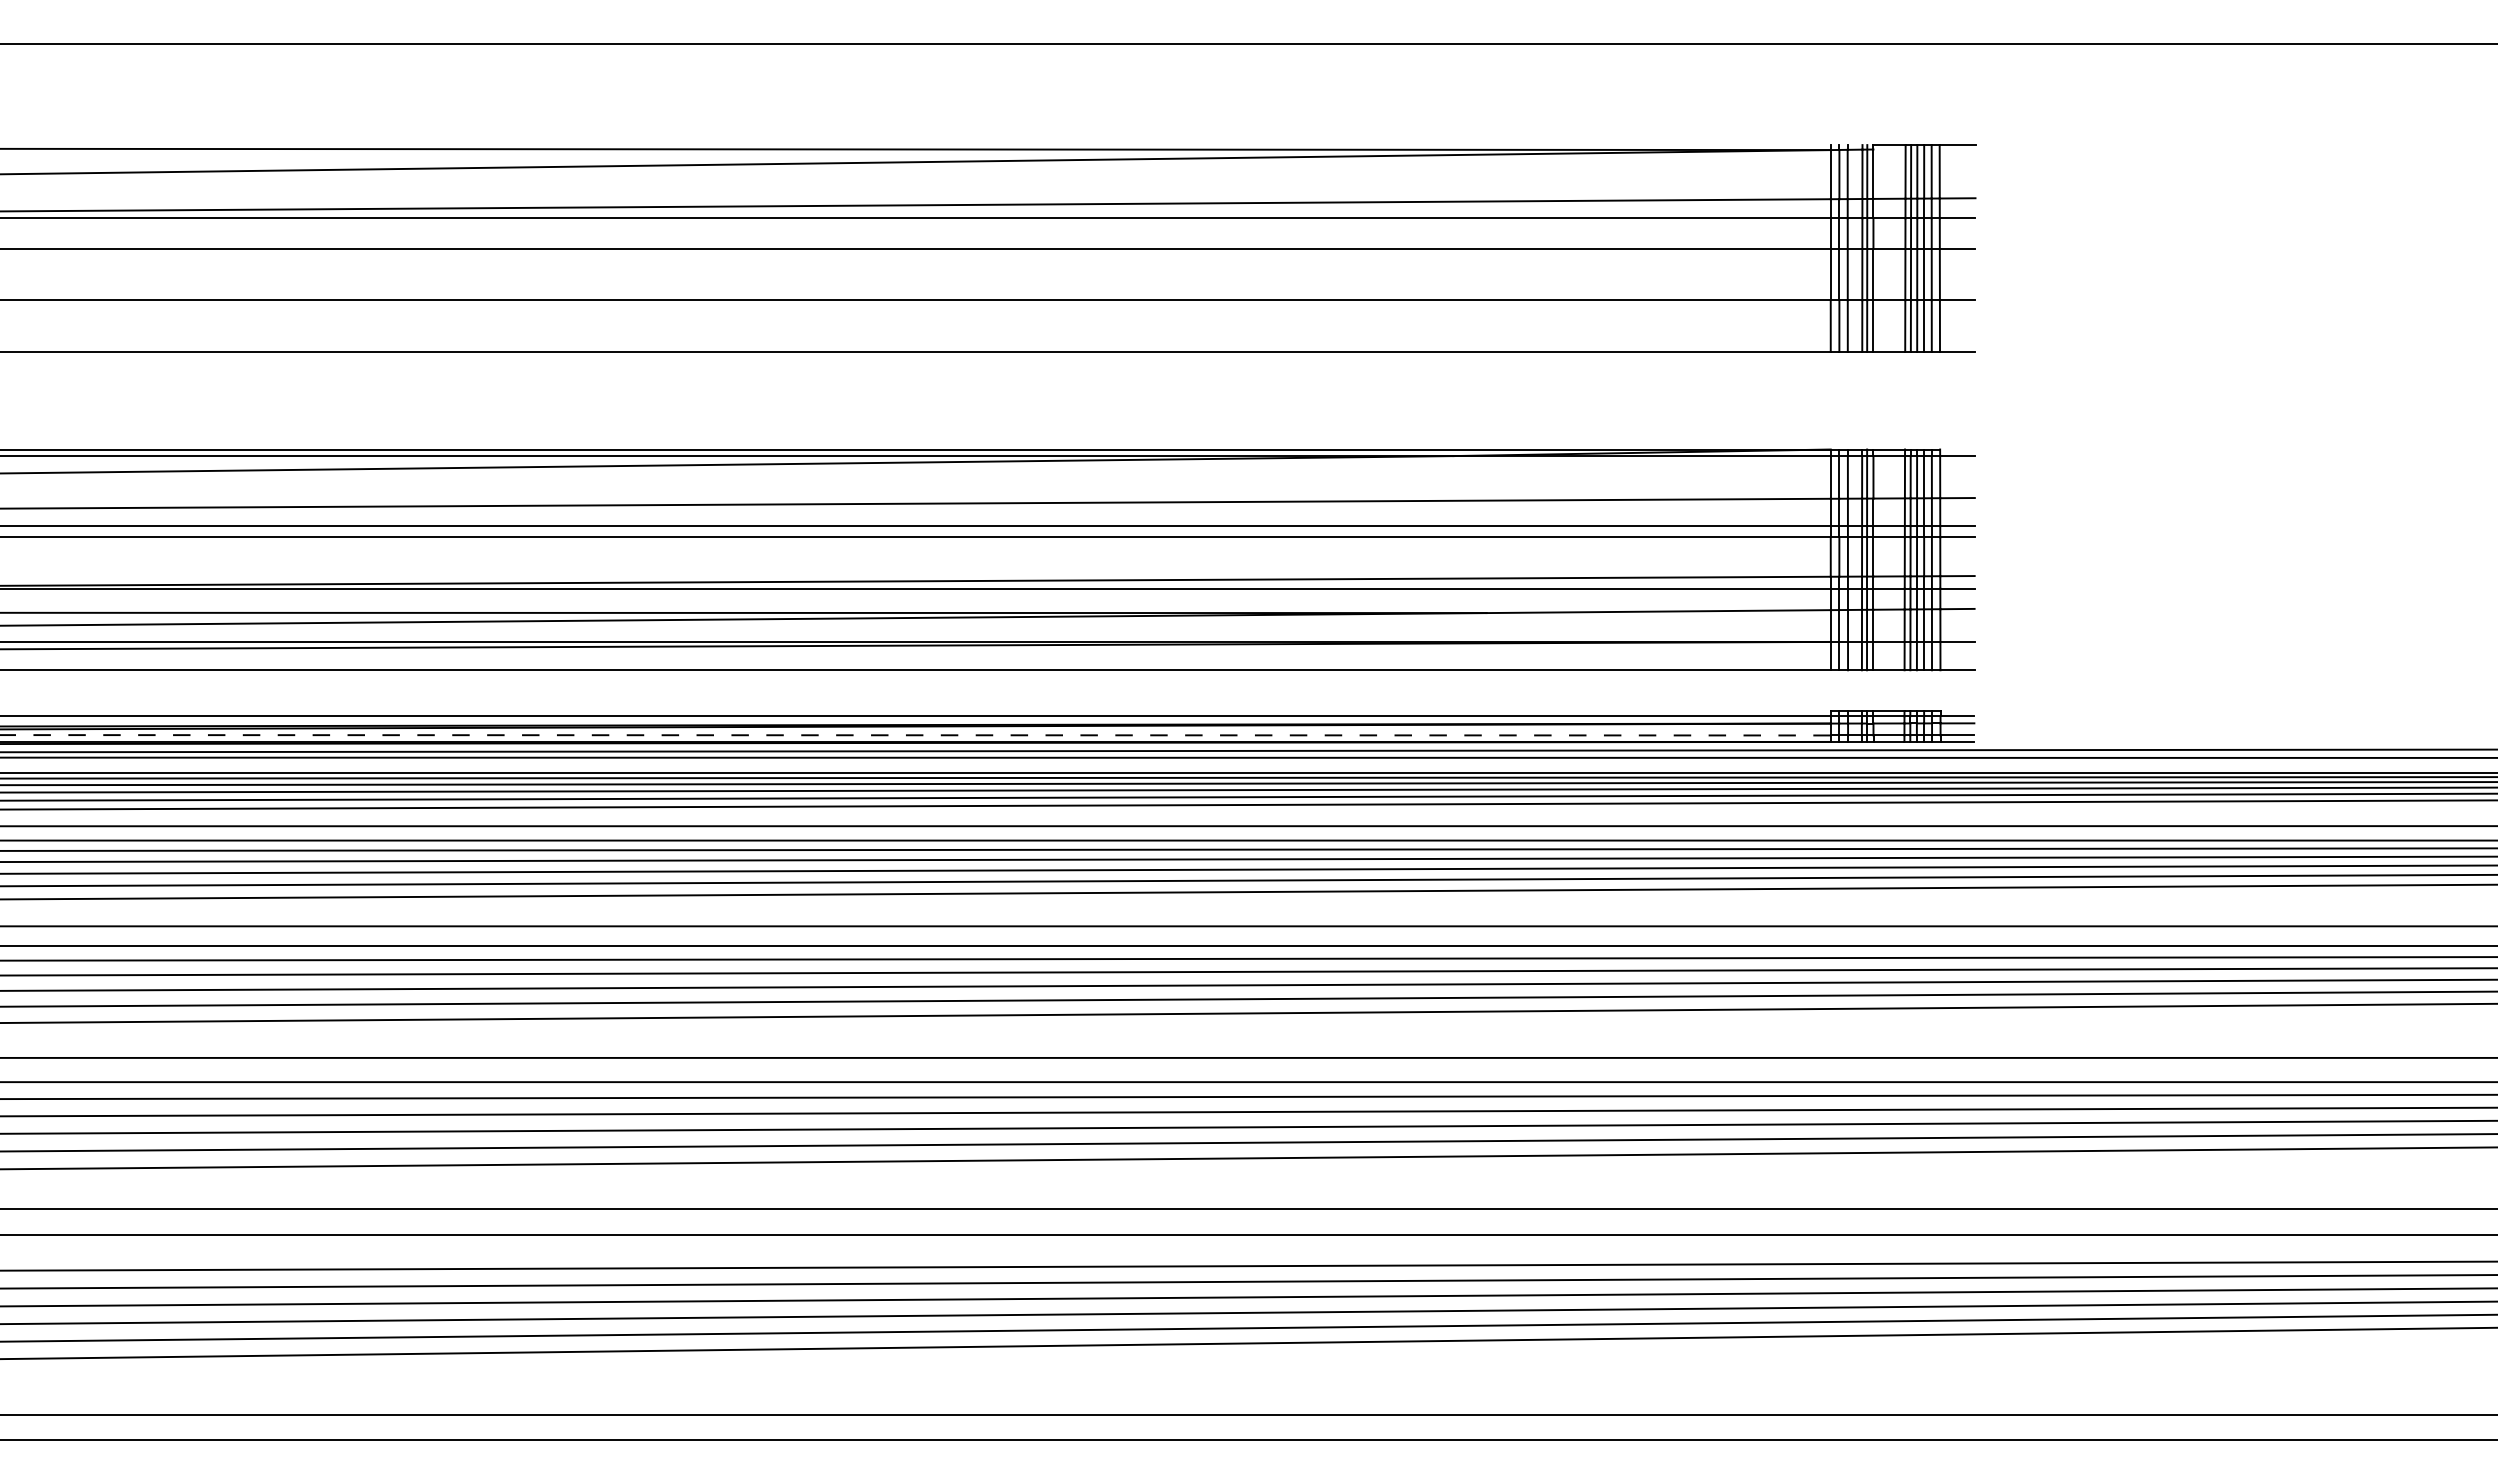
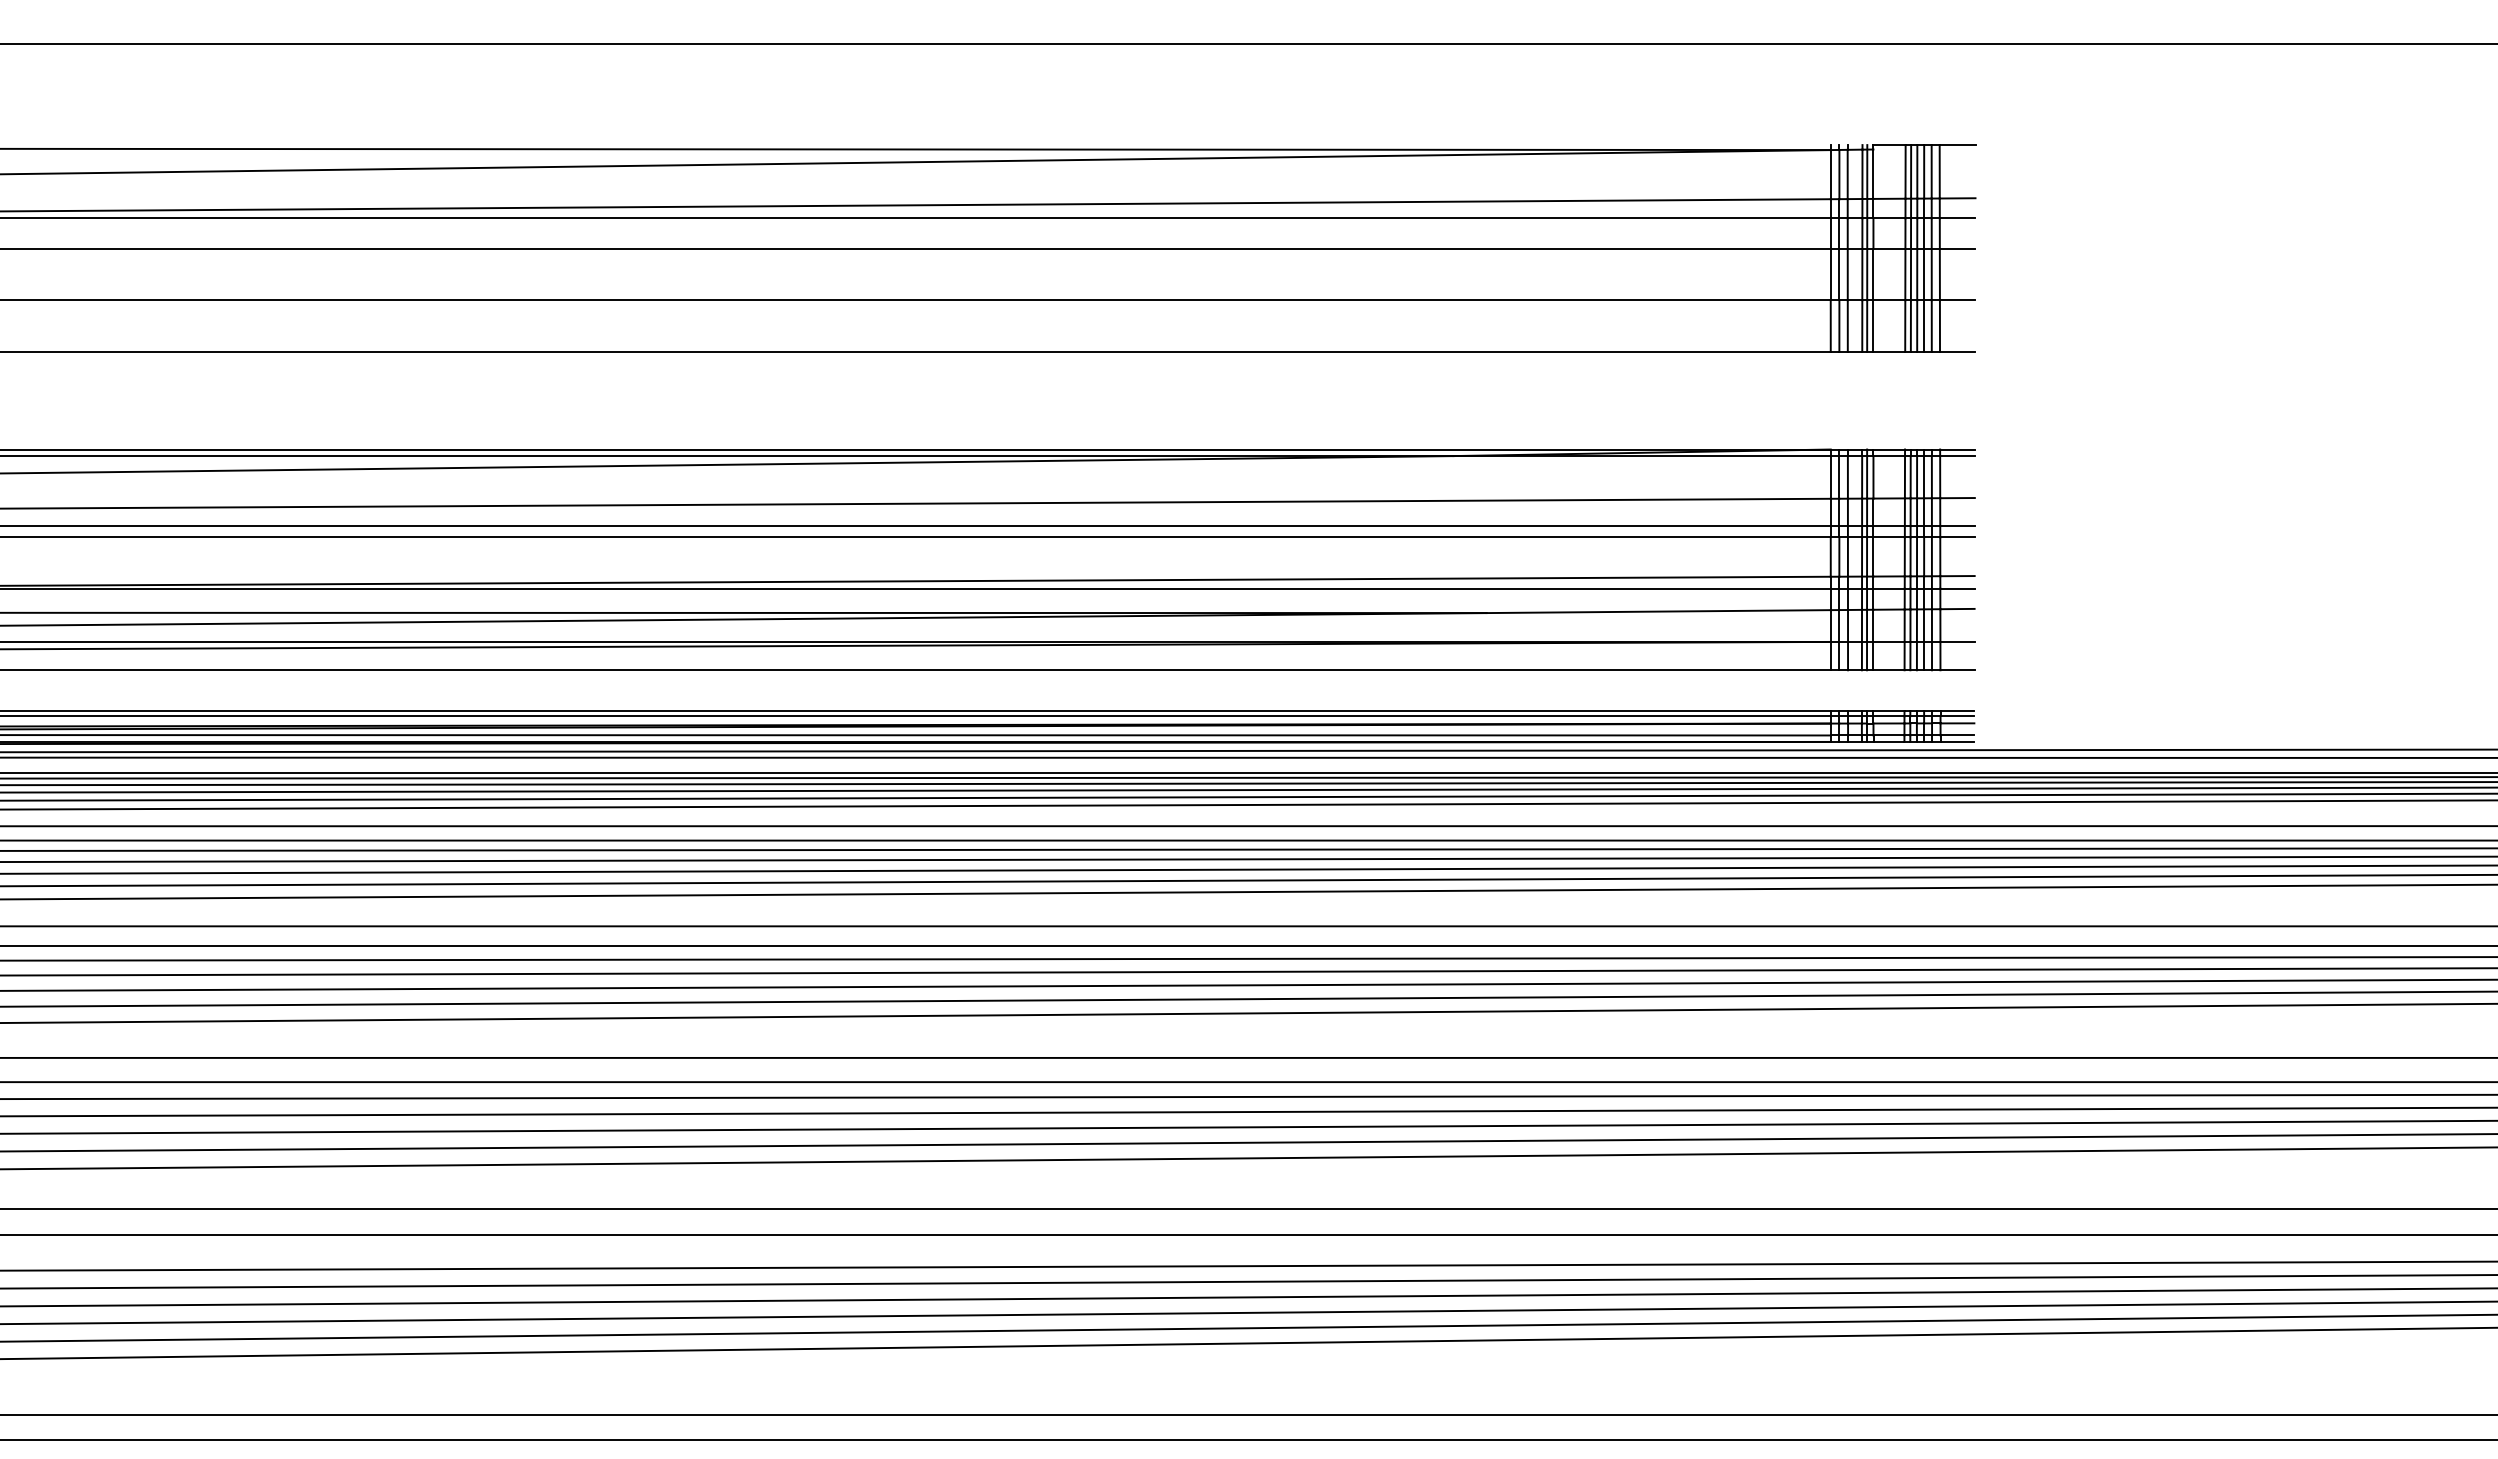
line: none -> present (1957, 449)
line: none -> present (916, 711)
line: none -> present (1957, 711)
line: dashed -> solid (914, 735)
